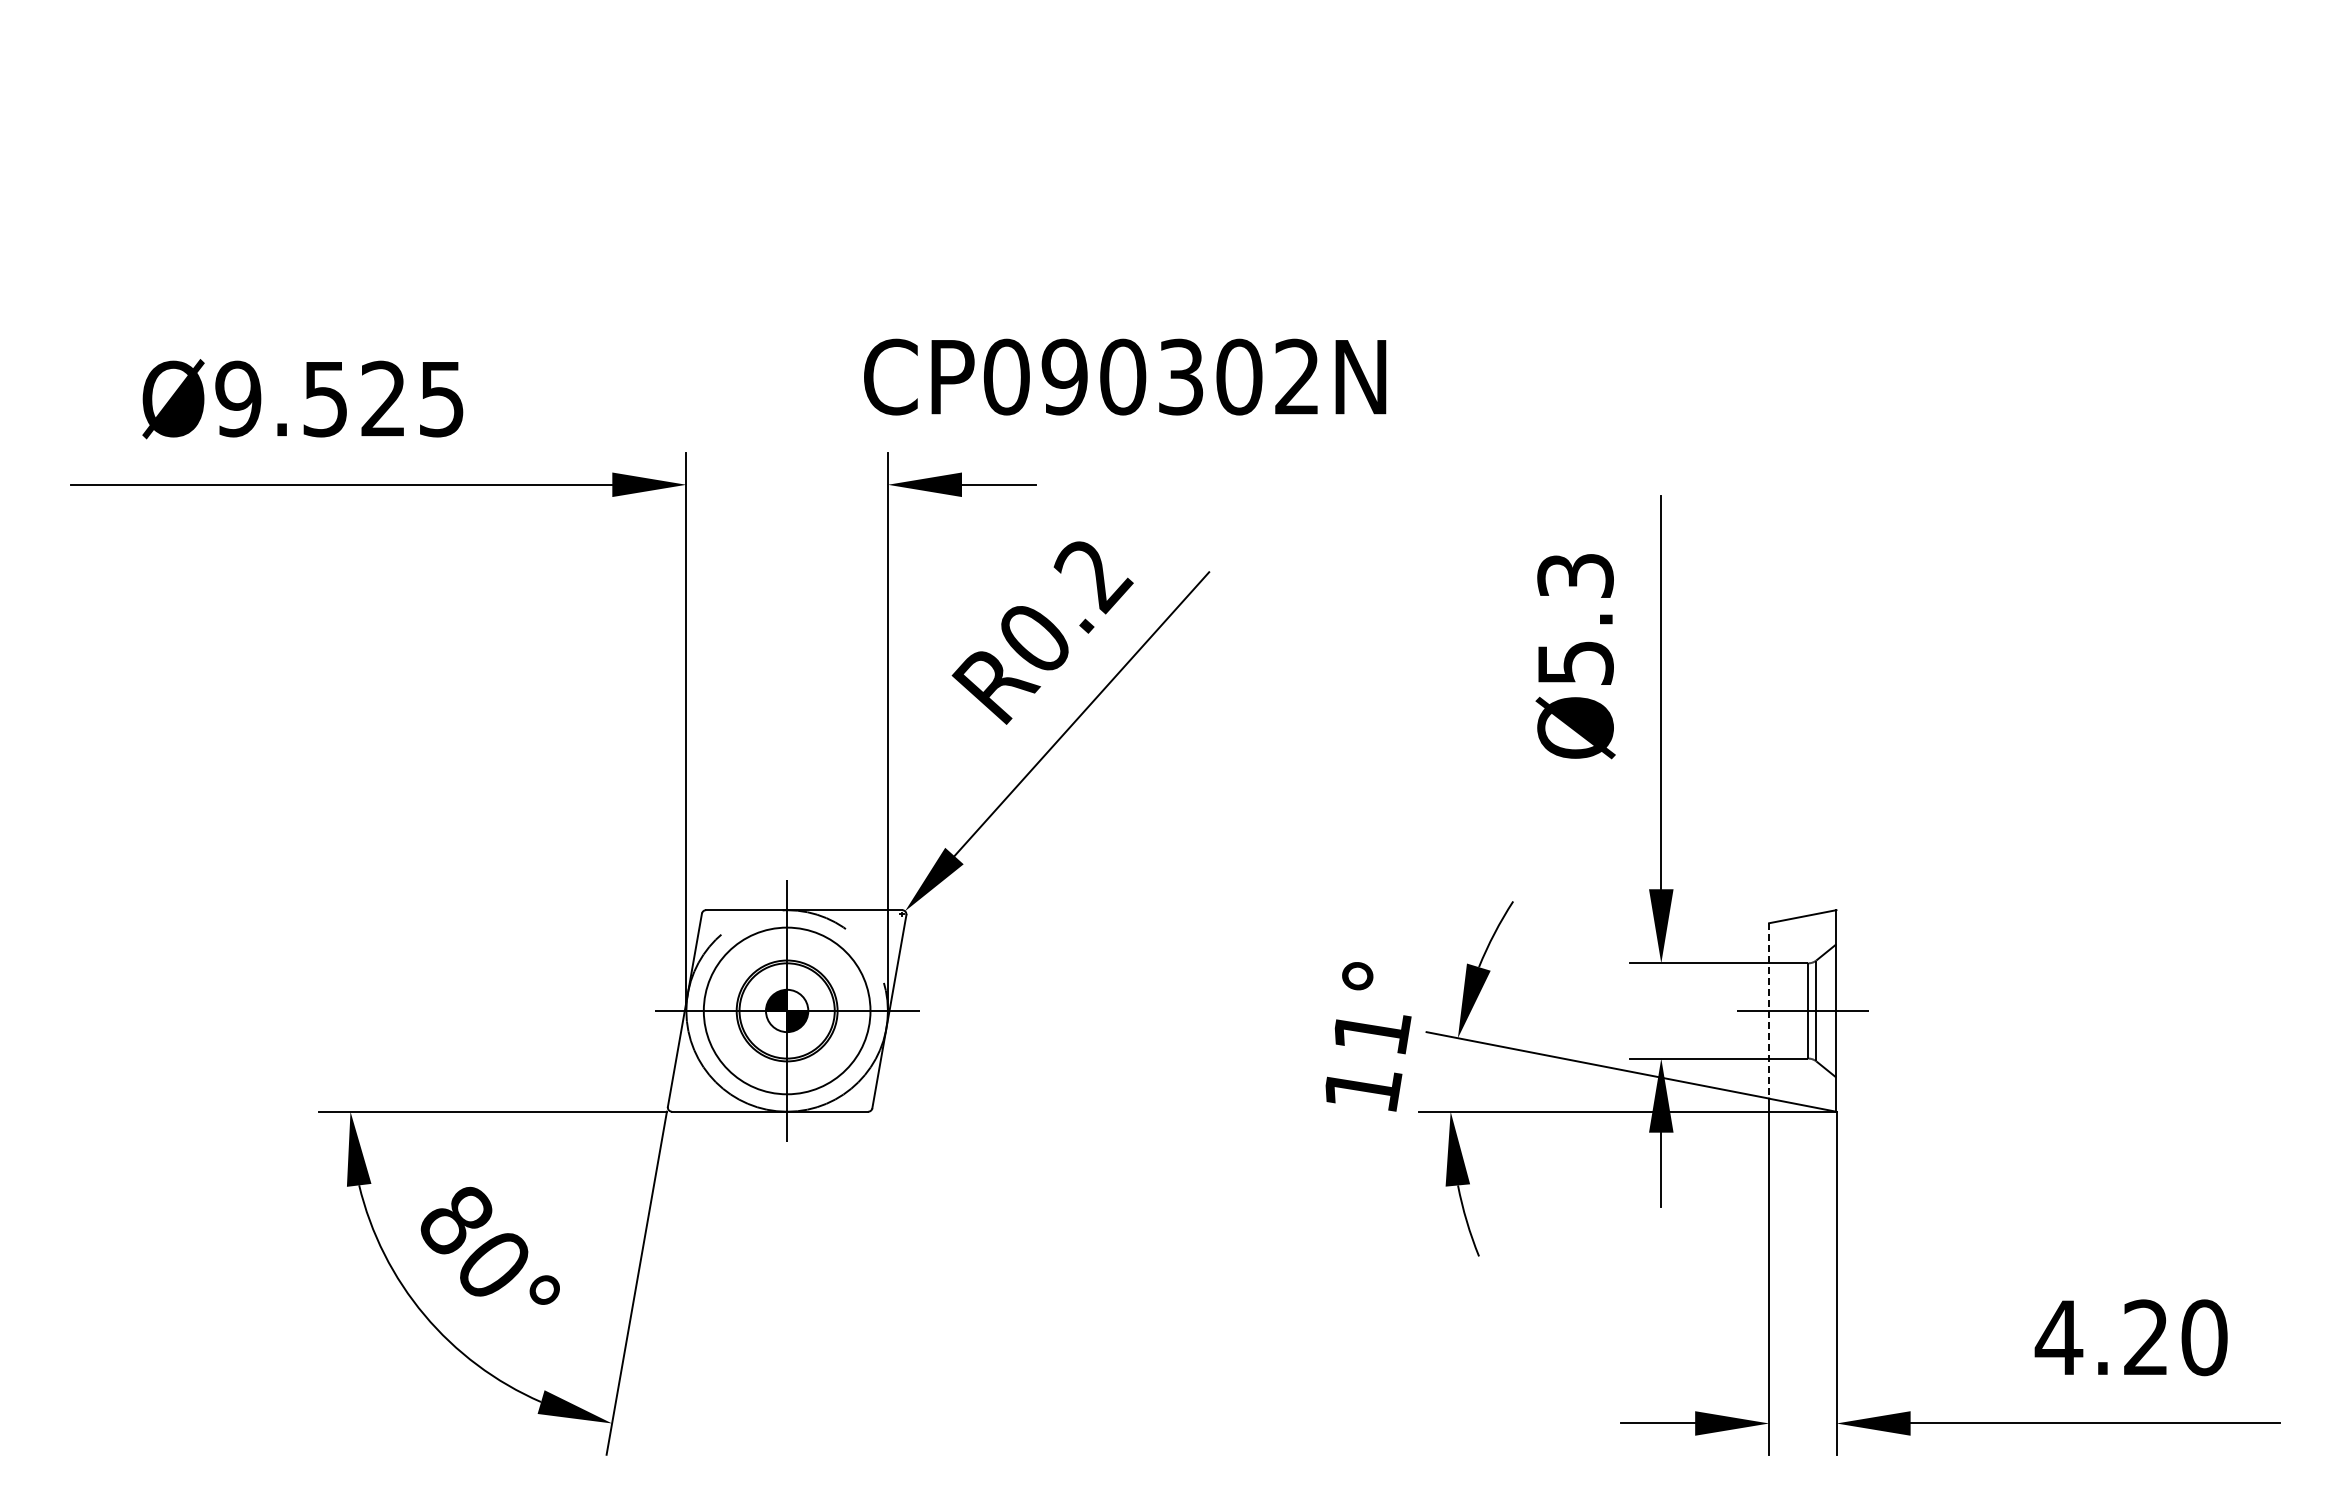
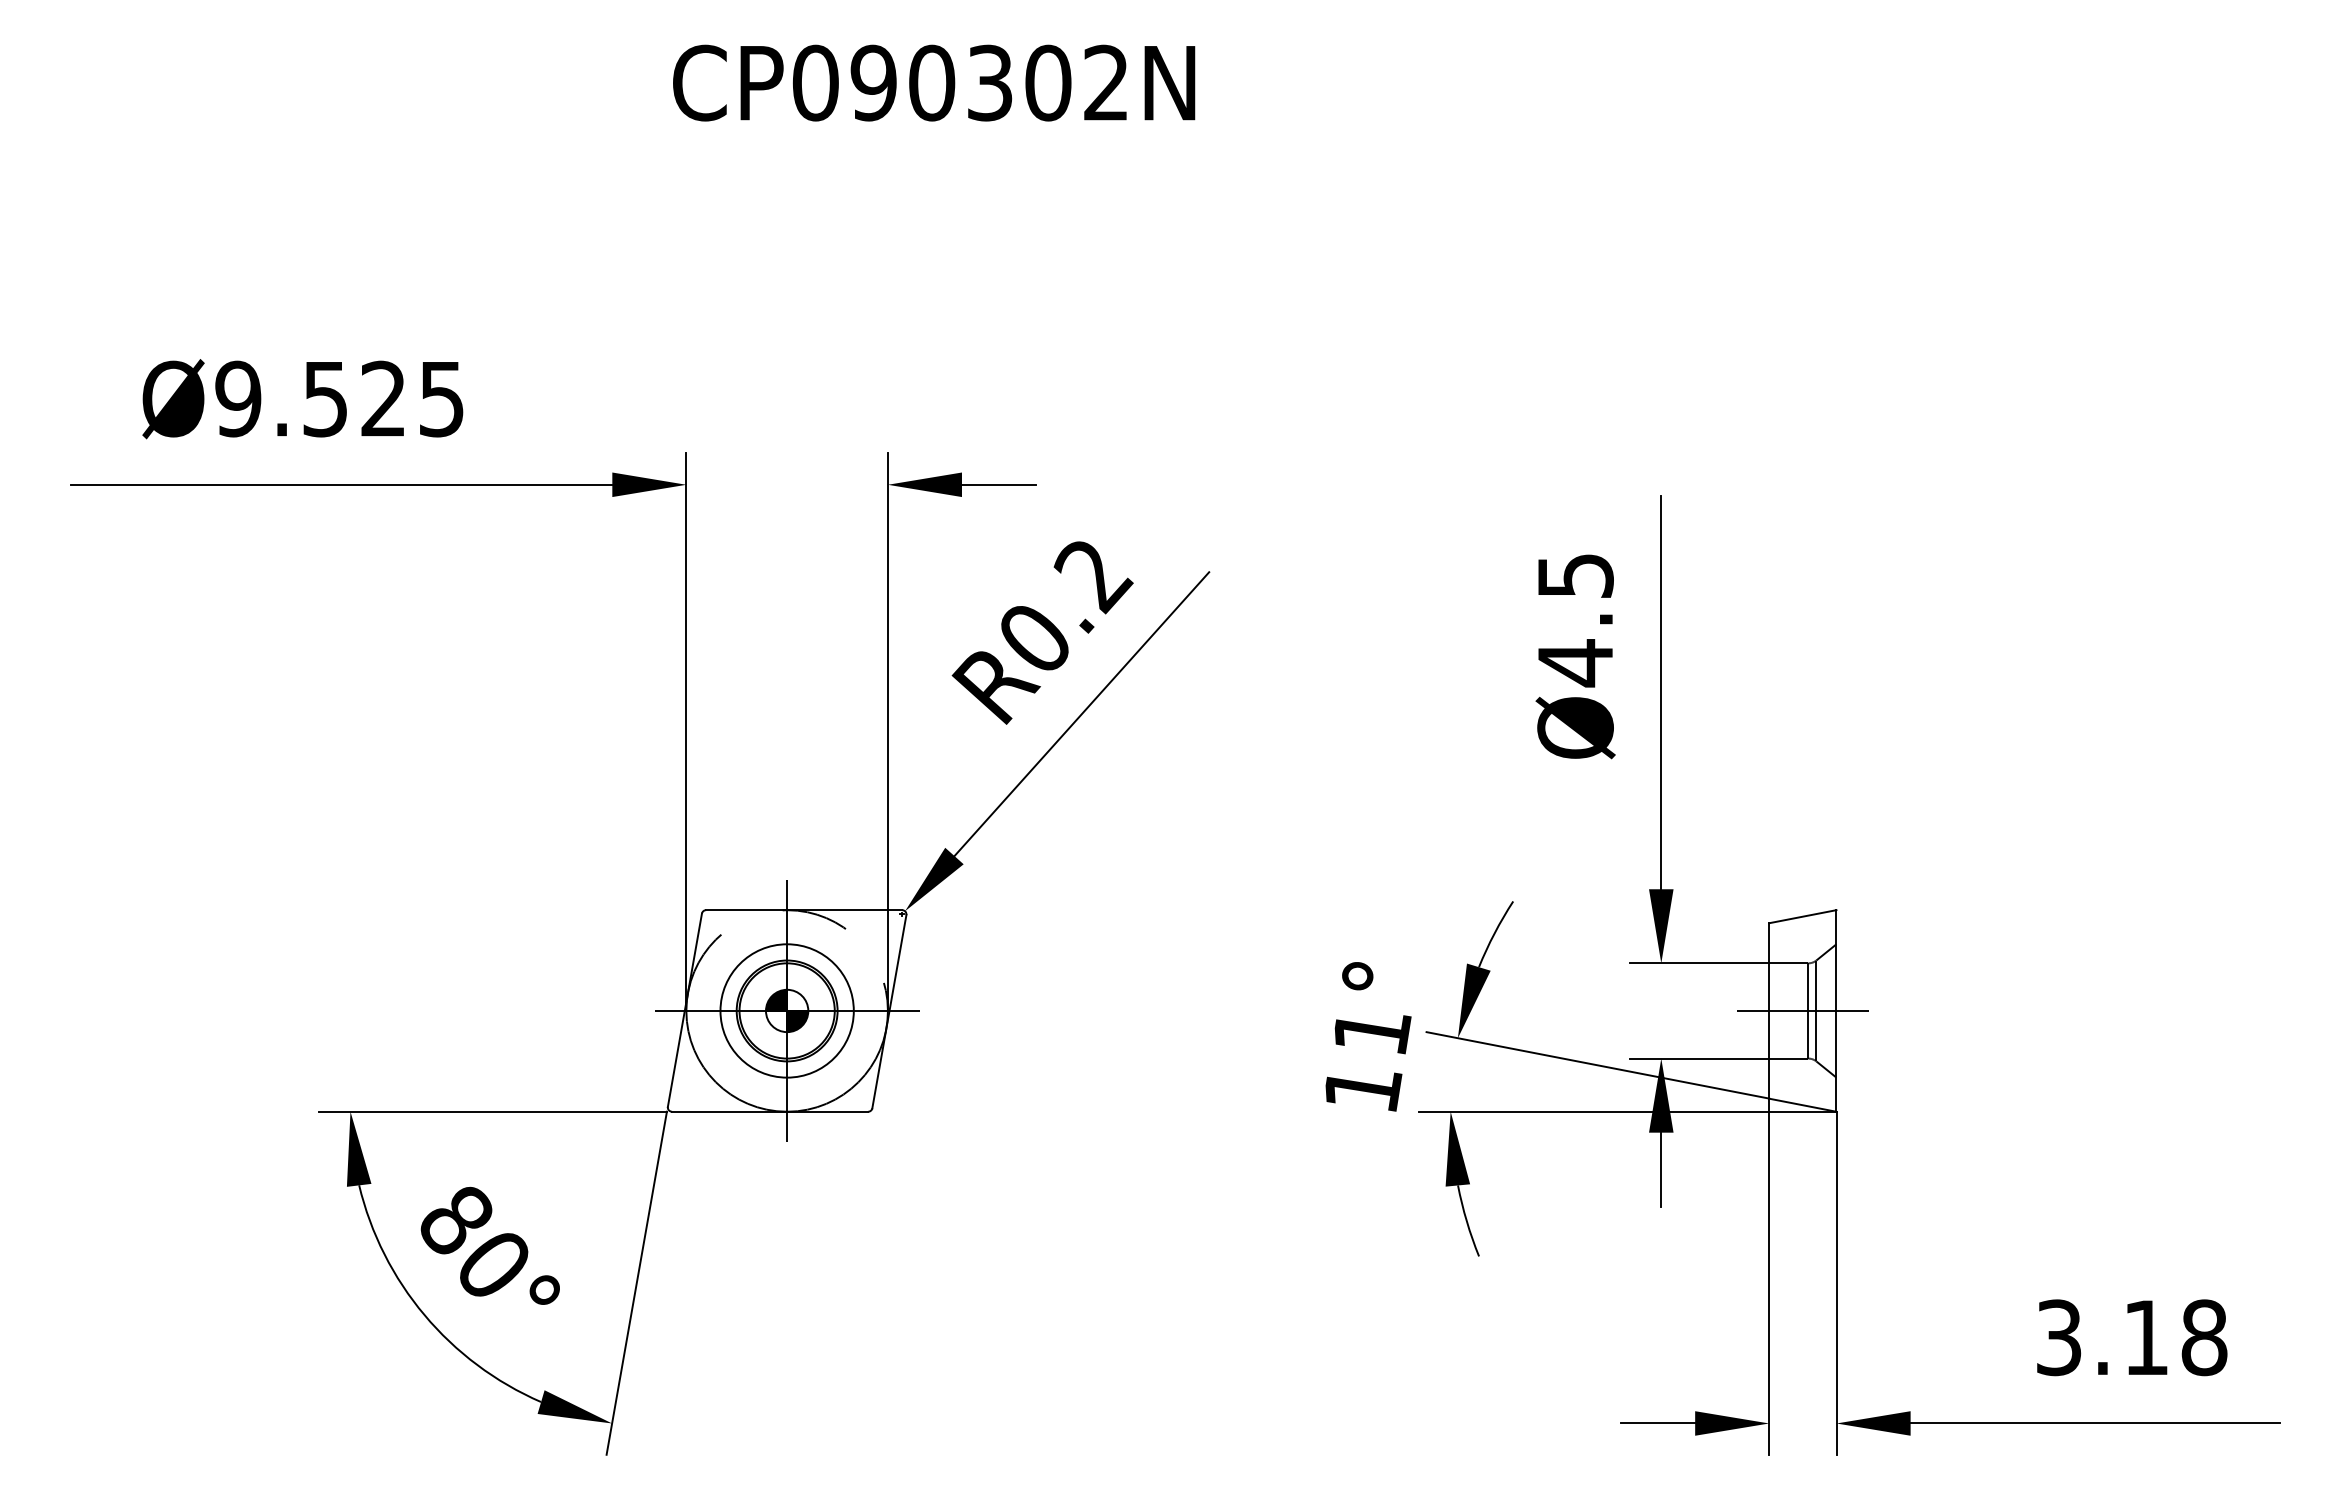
text position: (1125, 376) -> (934, 82) (934, 82)
text: Ø5.3 -> Ø4.5 (1575, 620)
circle diameter: 167 px -> 133 px (786, 1010)
line: dashed -> solid (1769, 1010)
text: 4.20 -> 3.18 (2130, 1337)
